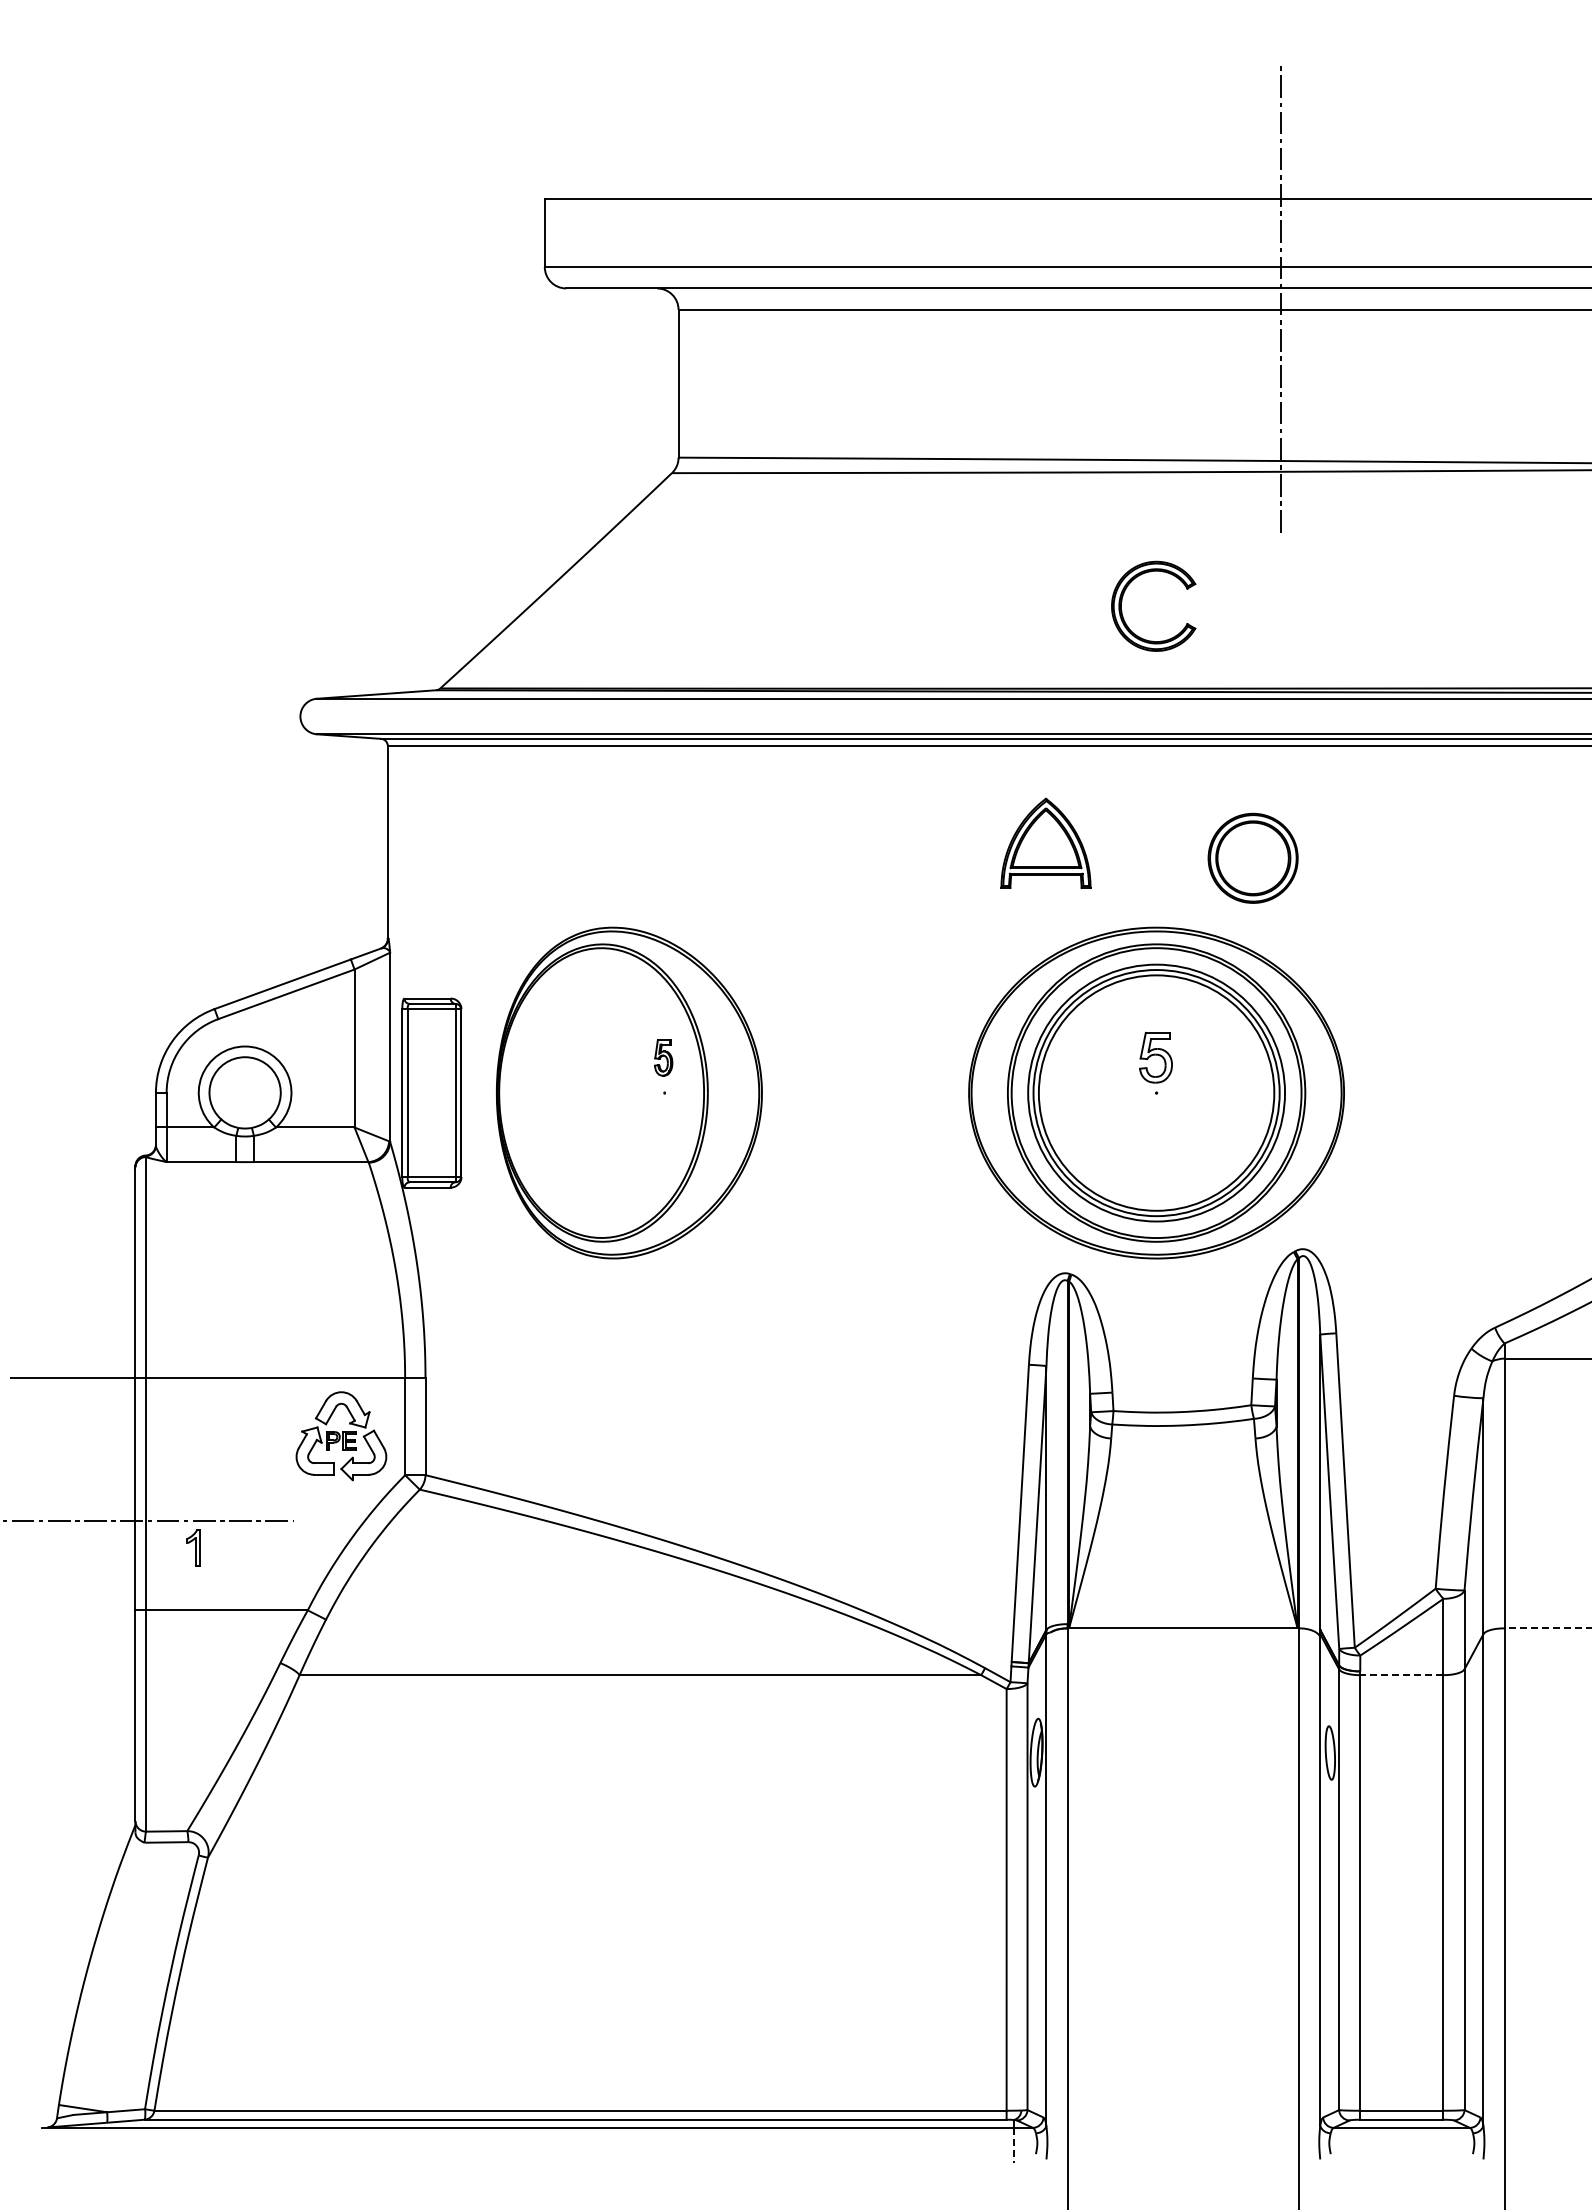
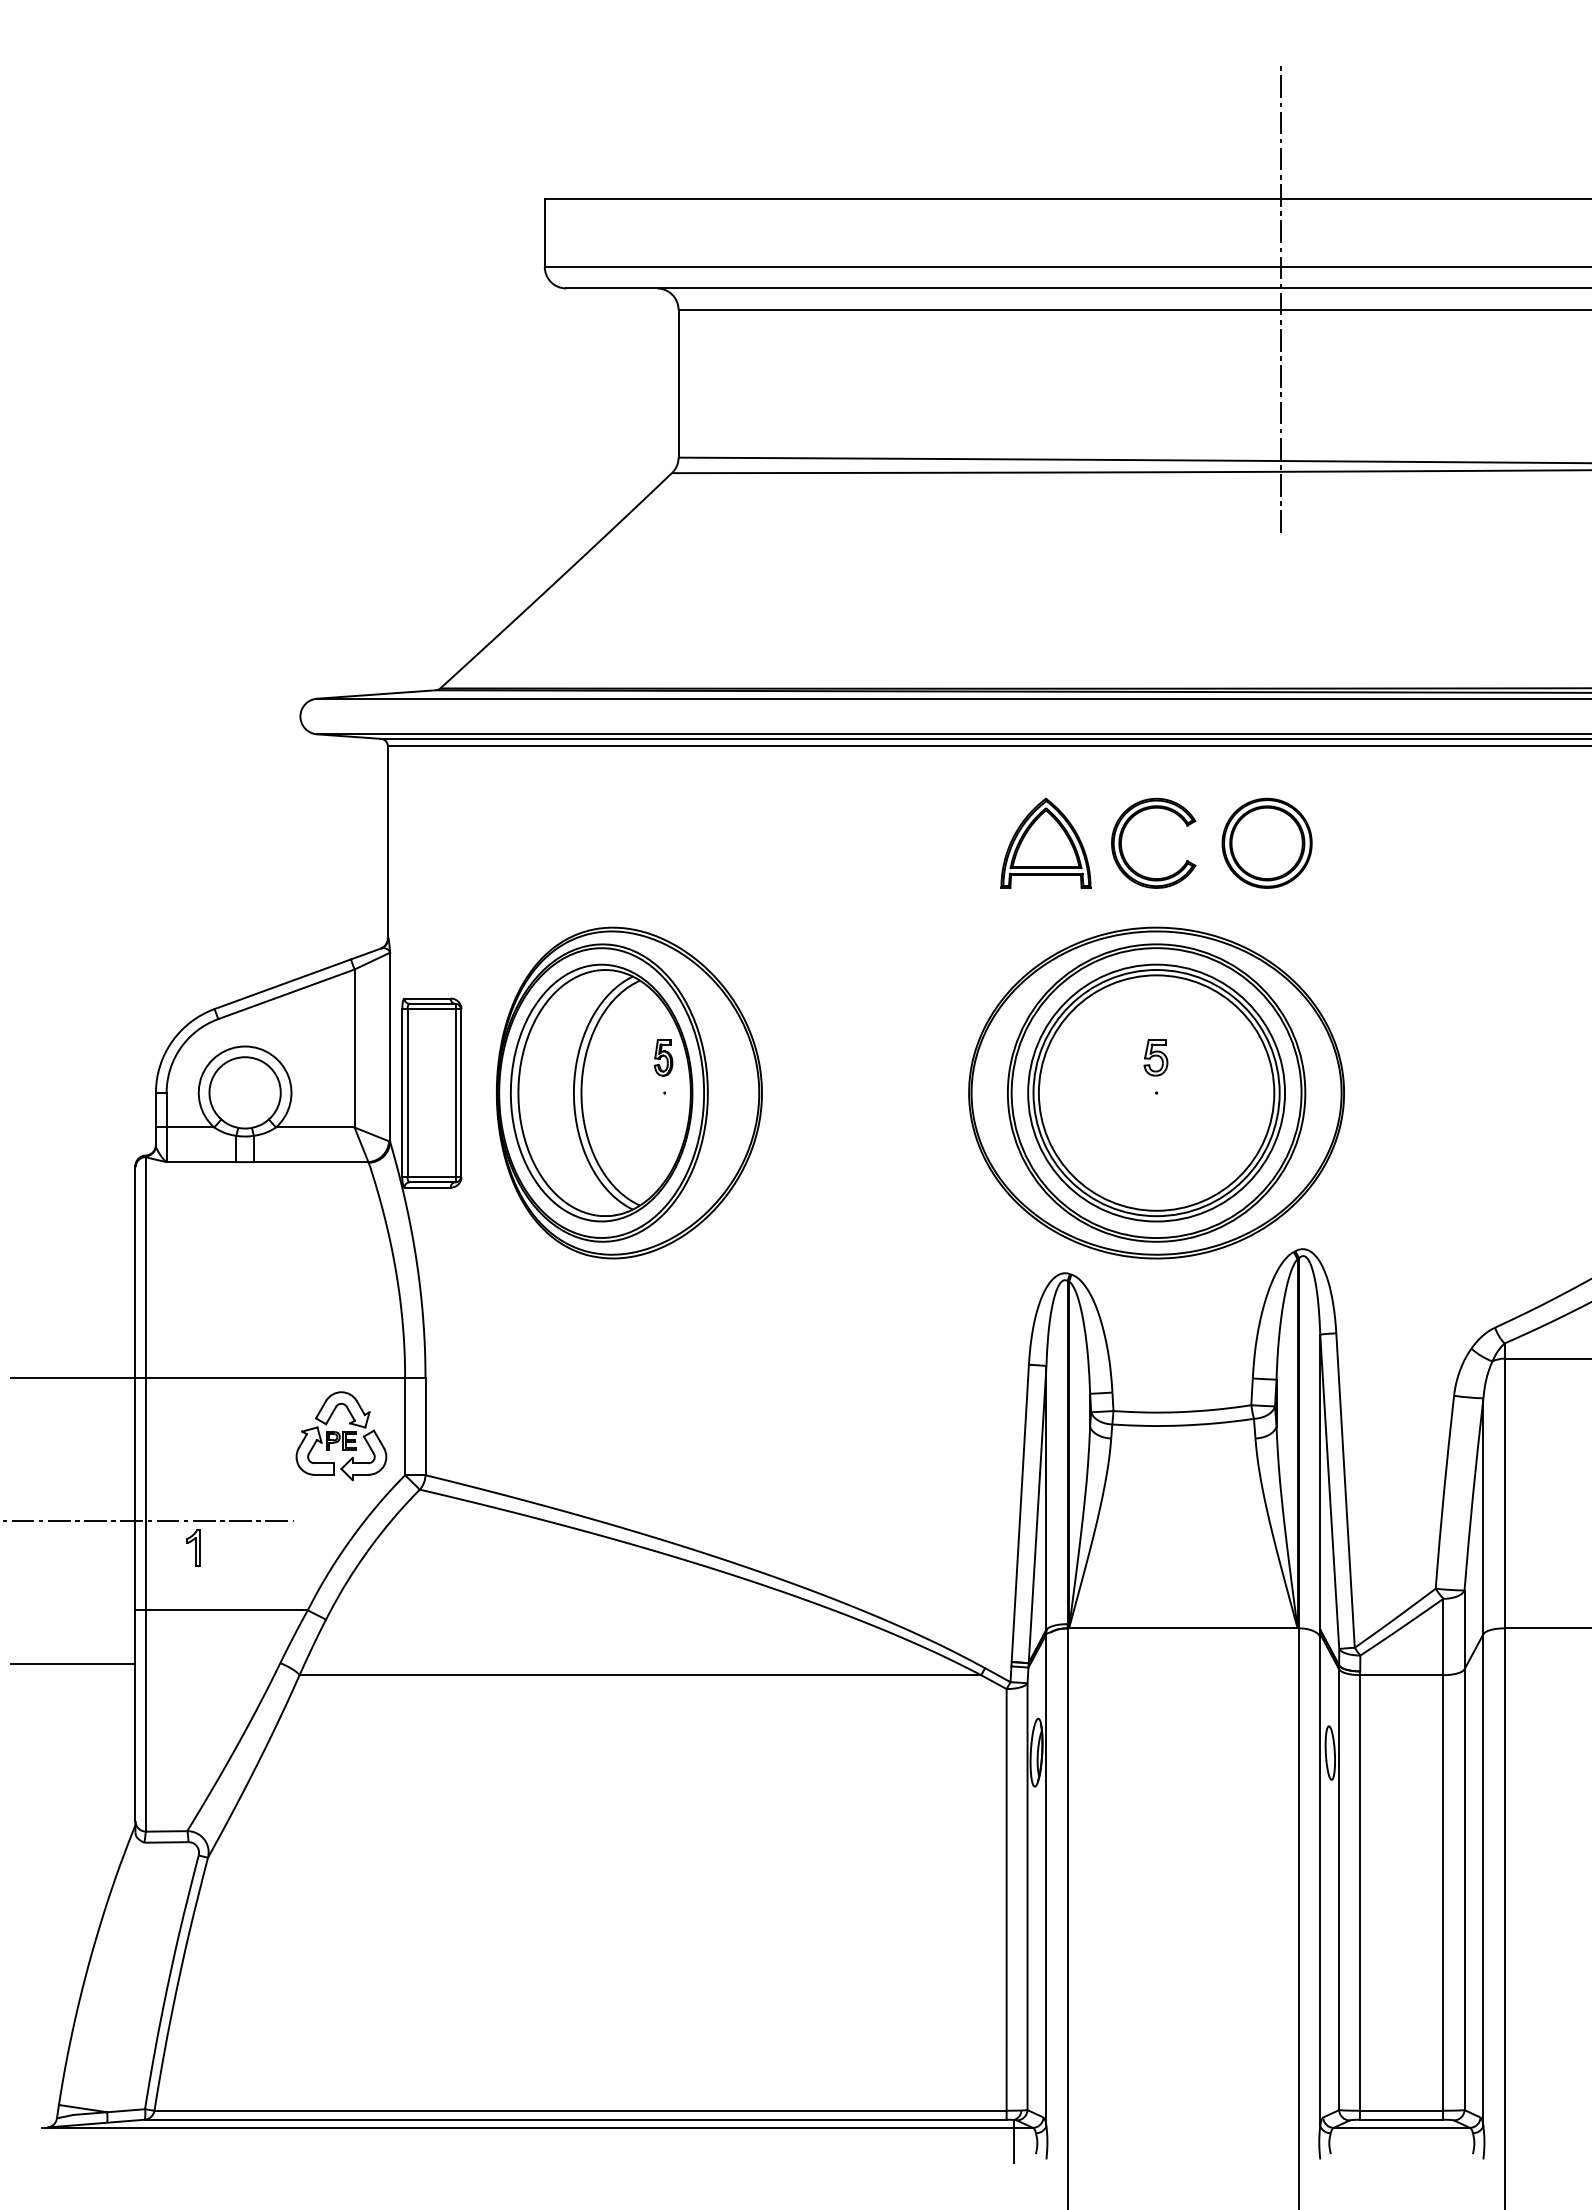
part position: (1122, 601) -> (1122, 838) (1122, 838)
part position: (1252, 857) -> (1266, 842) (1266, 842)
part size: 34x53 px -> 26x38 px (1155, 1057)
part: none -> present (601, 1092)
line: dashed -> solid (1547, 1628)
line: none -> present (72, 1663)
line: dashed -> solid (1401, 1675)
line: dashed -> solid (1013, 2145)
